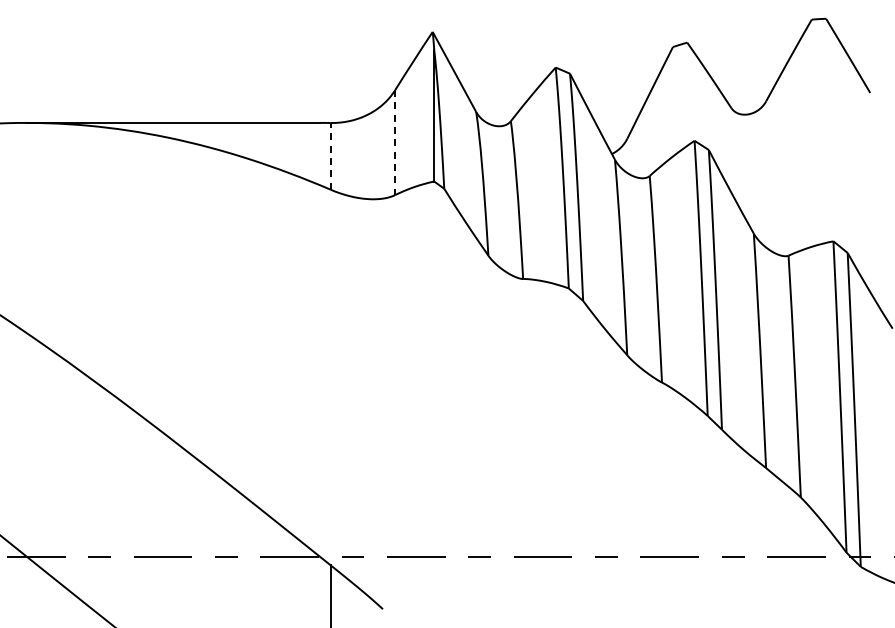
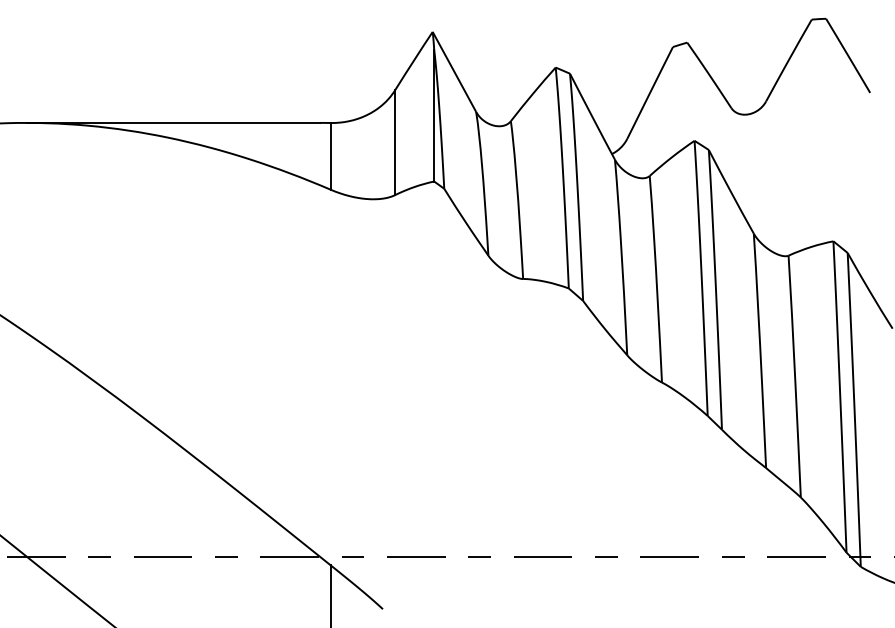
line: dashed -> solid (395, 142)
line: dashed -> solid (330, 155)
